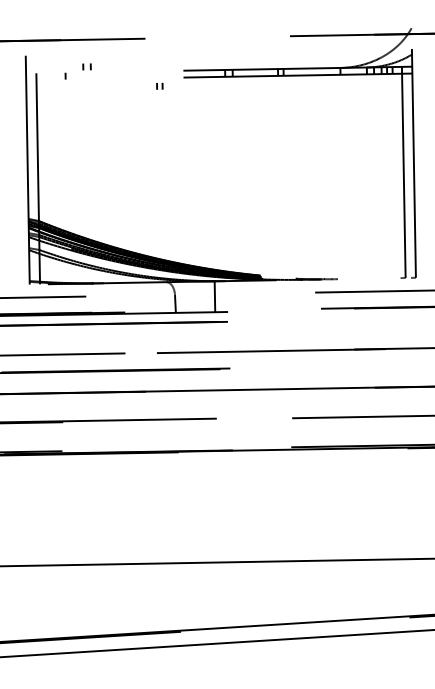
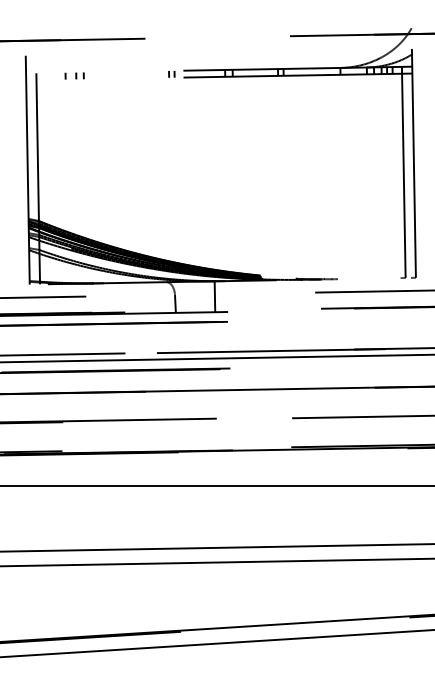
part position: (86, 66) -> (79, 75) (79, 75)
part position: (159, 85) -> (171, 73) (171, 73)
line: none -> present (216, 358)
line: none -> present (216, 485)
line: none -> present (216, 547)
